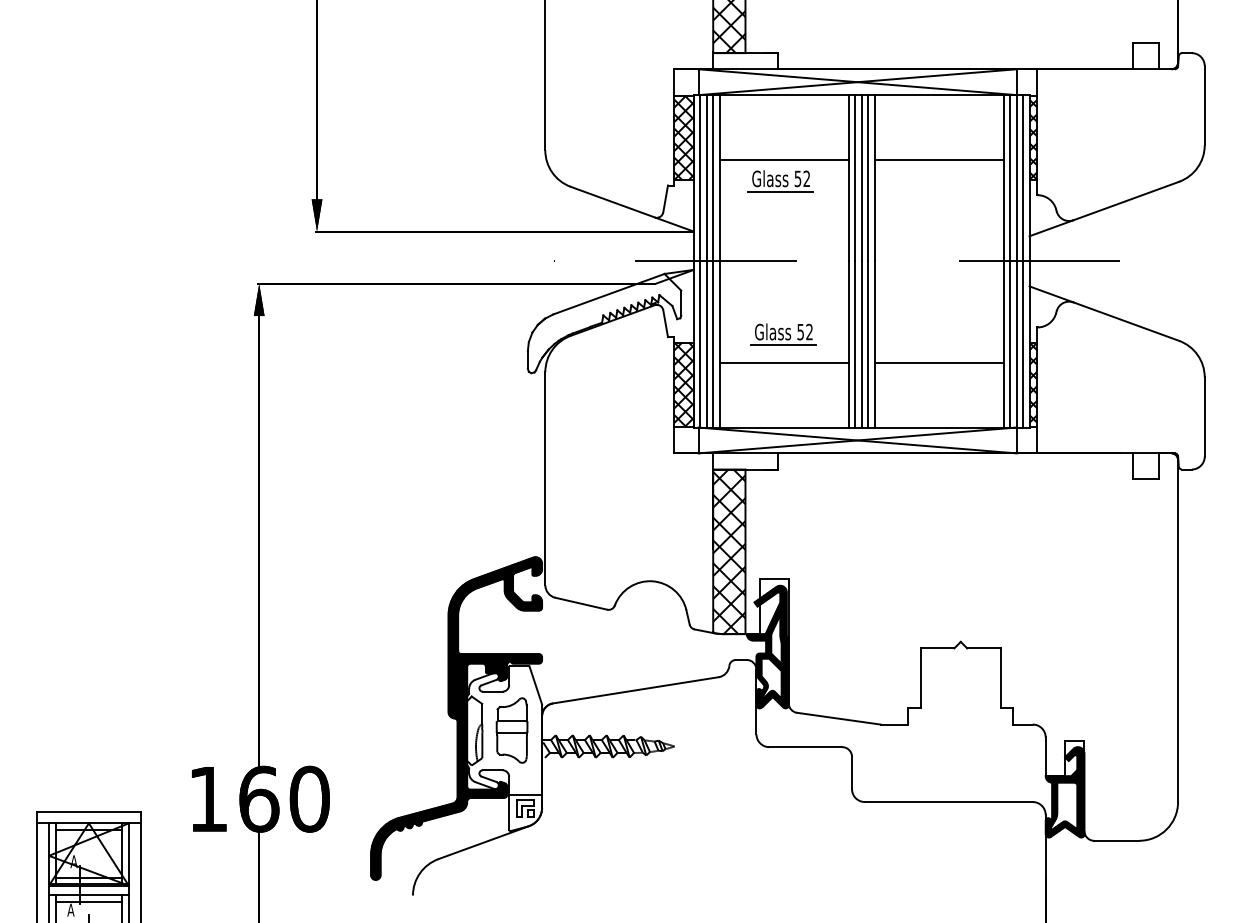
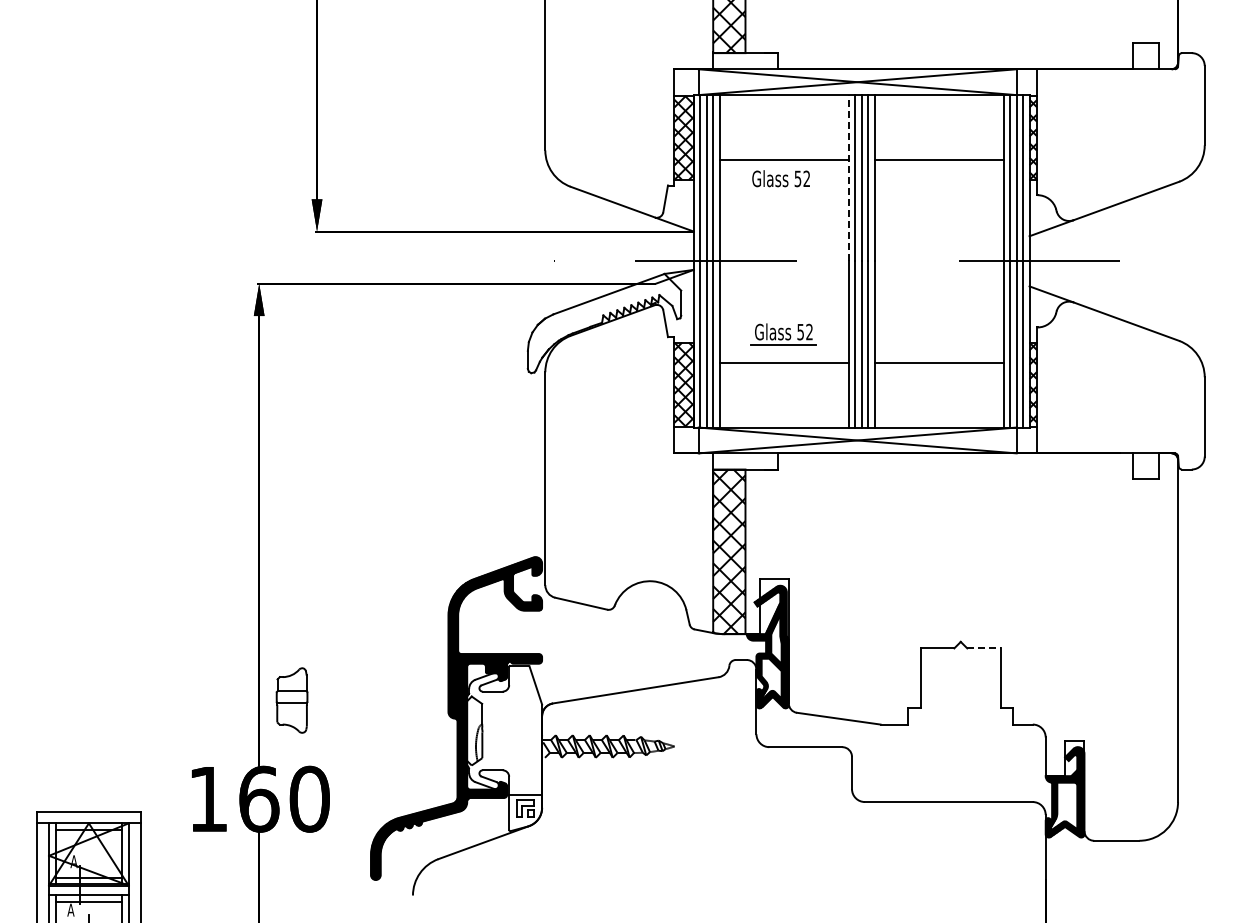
line: solid -> dashed (848, 177)
line: present -> none (780, 192)
line: solid -> dashed (983, 648)
part position: (511, 730) -> (291, 700) (291, 700)
